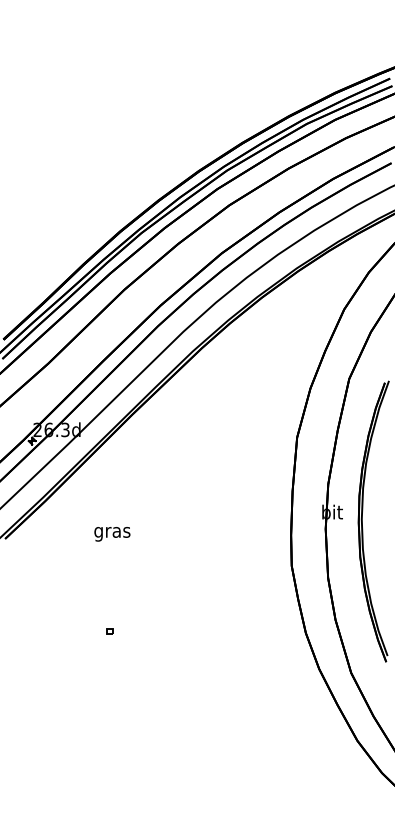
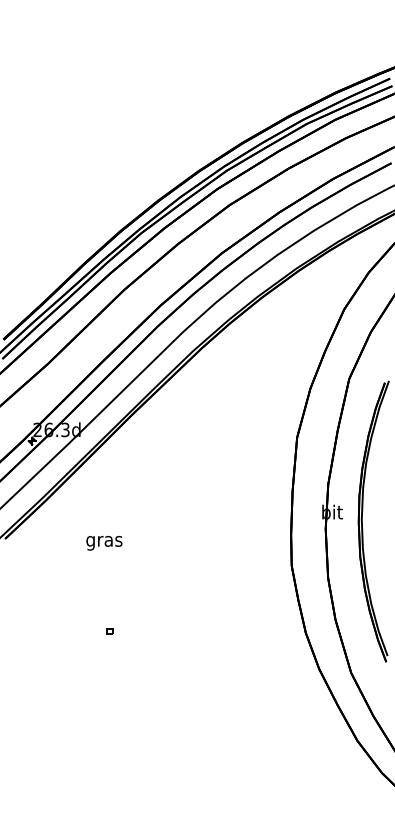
text position: (112, 534) -> (104, 543) (104, 543)
